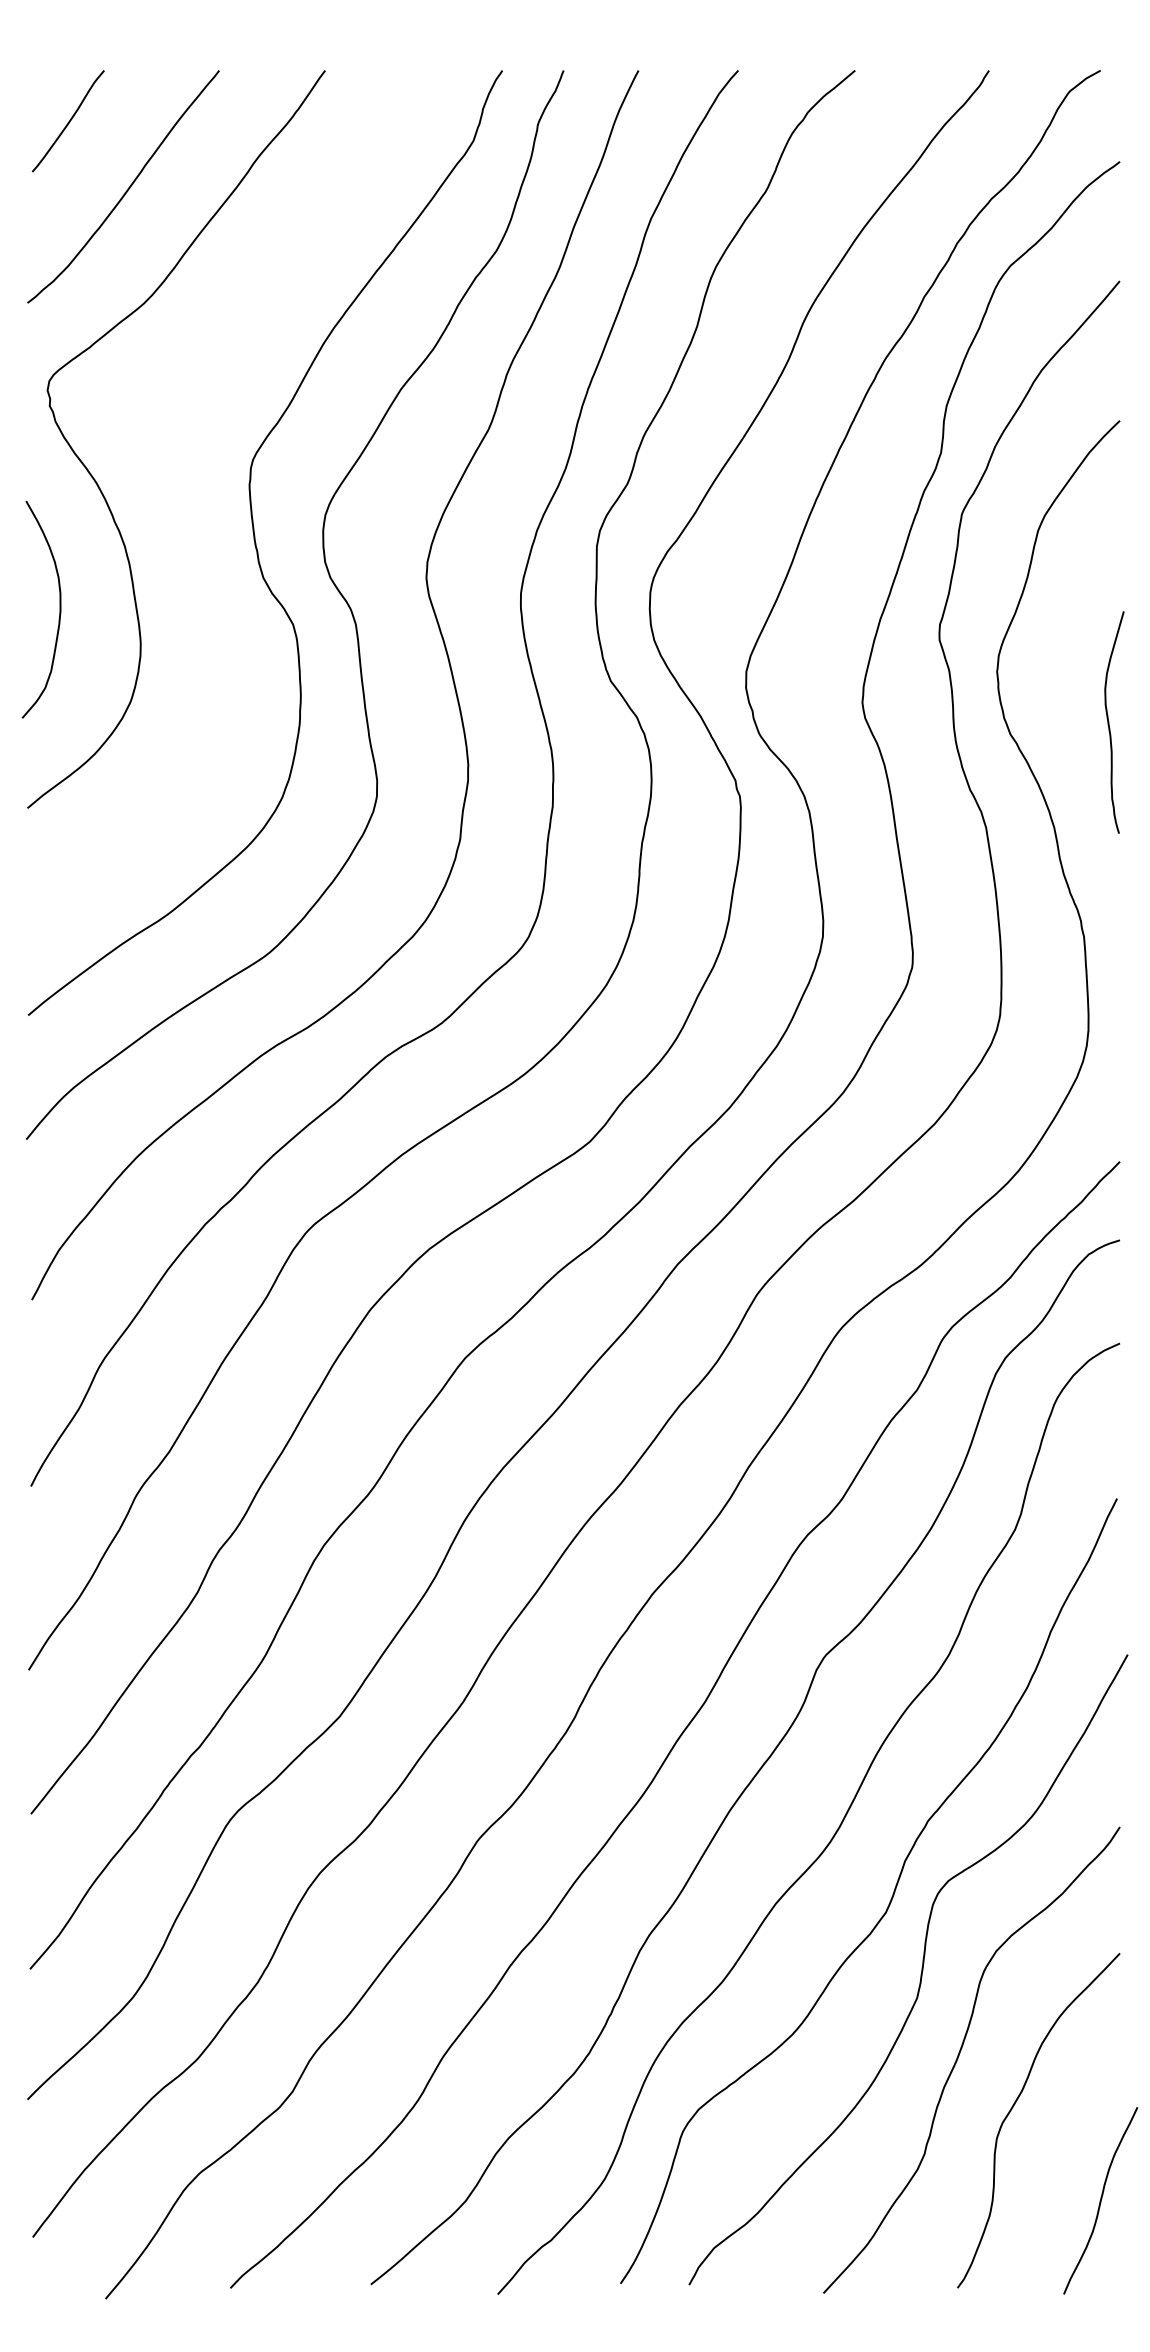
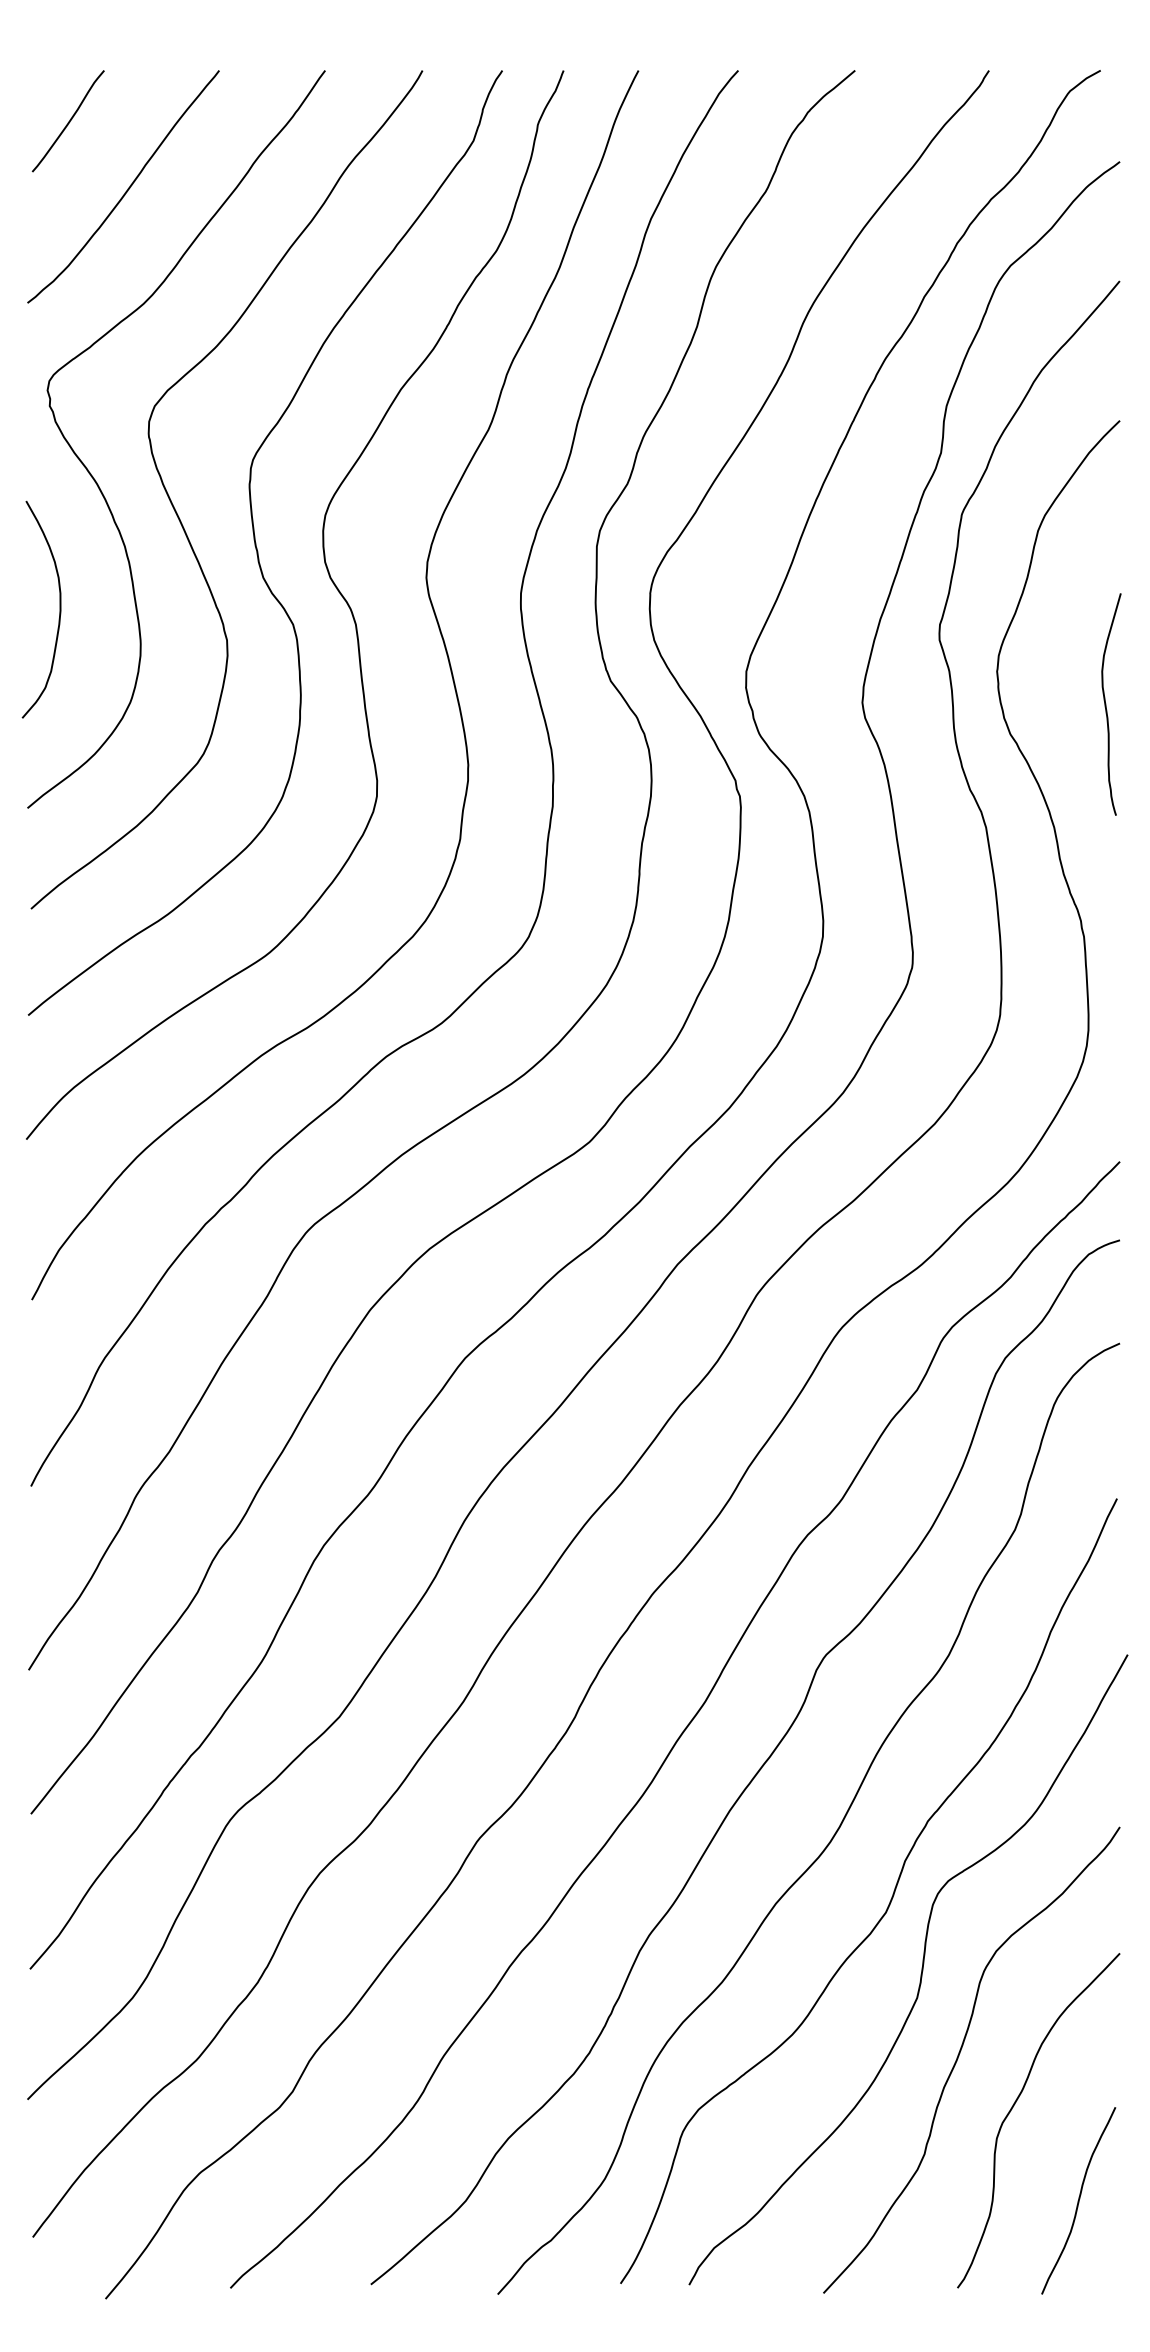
curve: none -> present (178, 514)
curve position: (1109, 722) -> (1106, 704) (1106, 704)
curve position: (1100, 2200) -> (1078, 2200) (1078, 2200)
